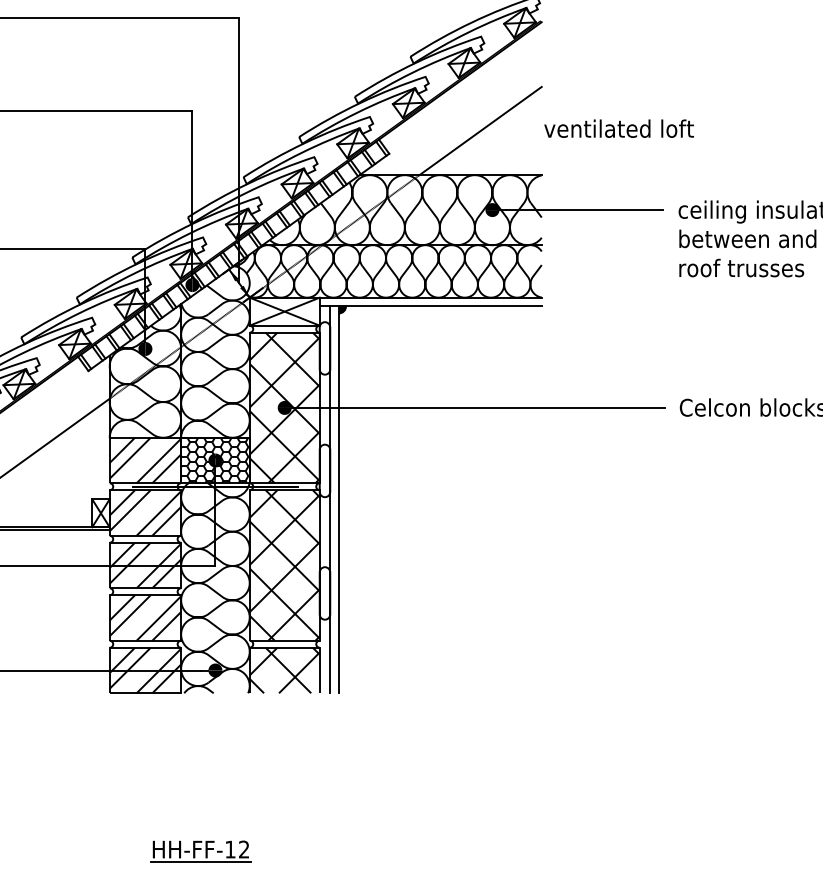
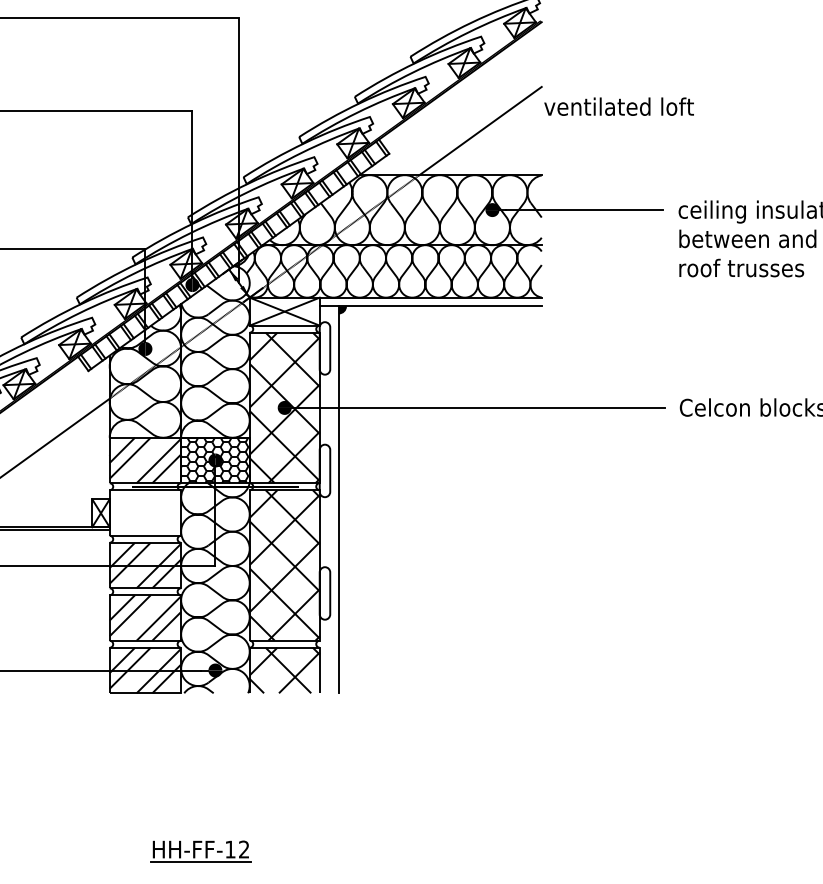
text position: (618, 128) -> (618, 106) (618, 106)
line: present -> none (330, 499)
hatch: present -> none (145, 512)
